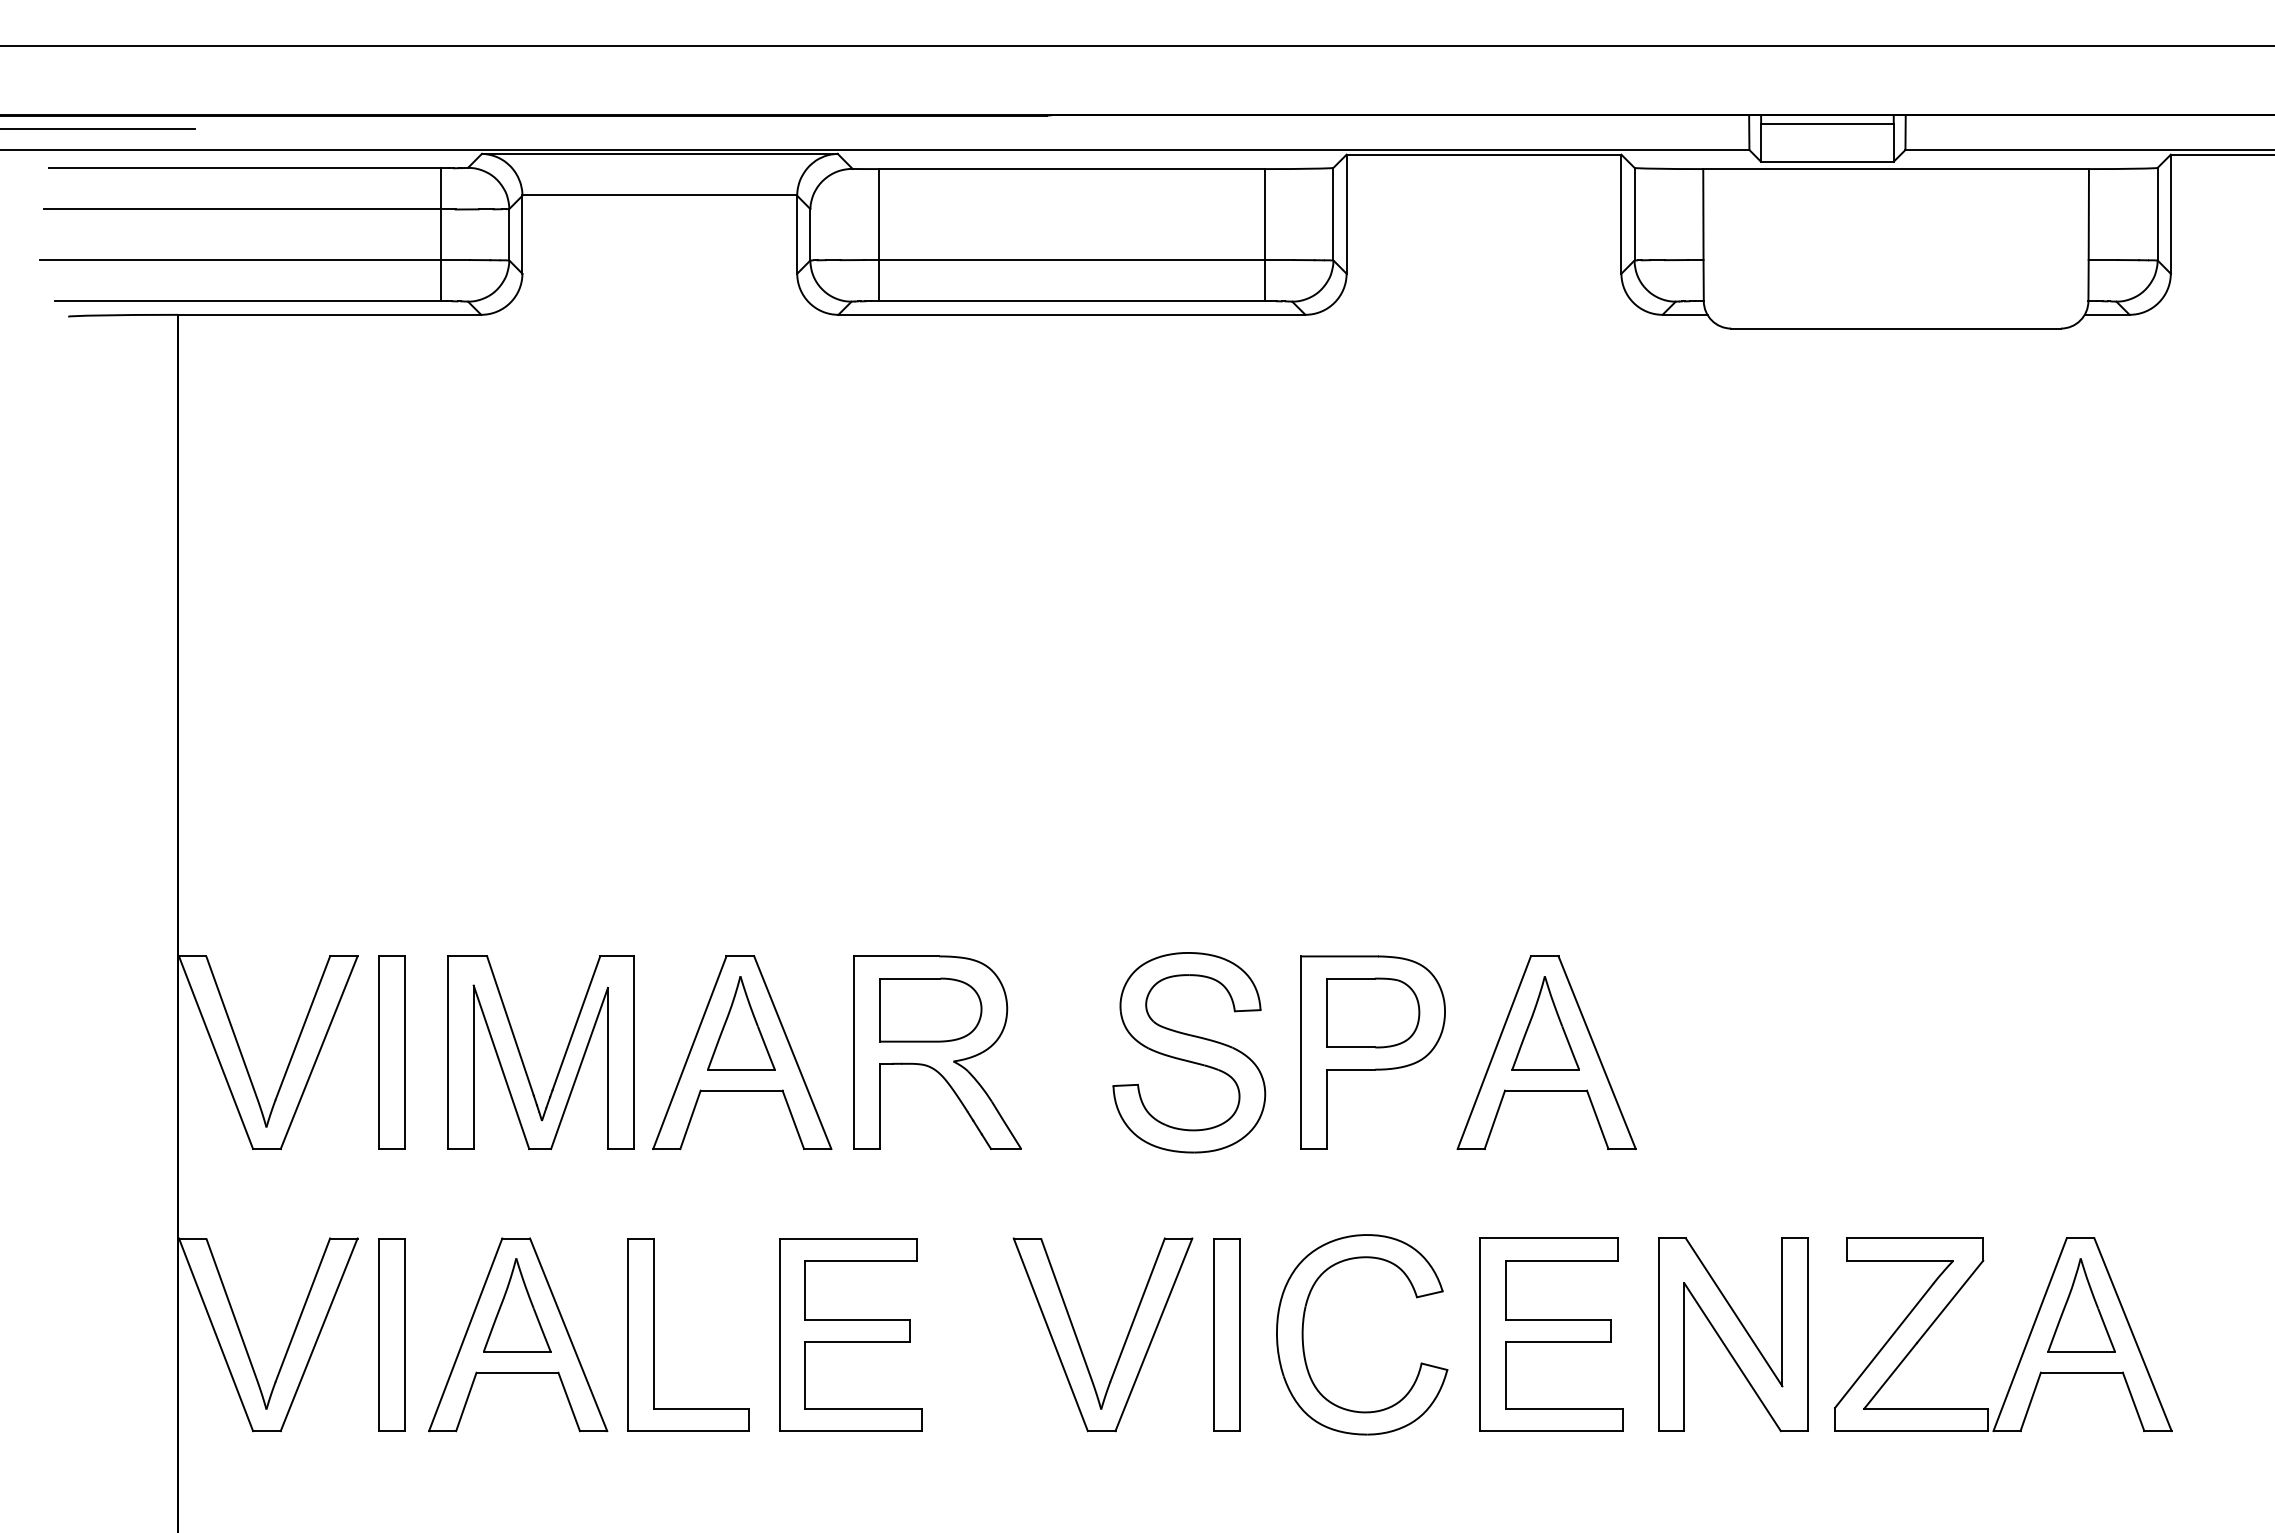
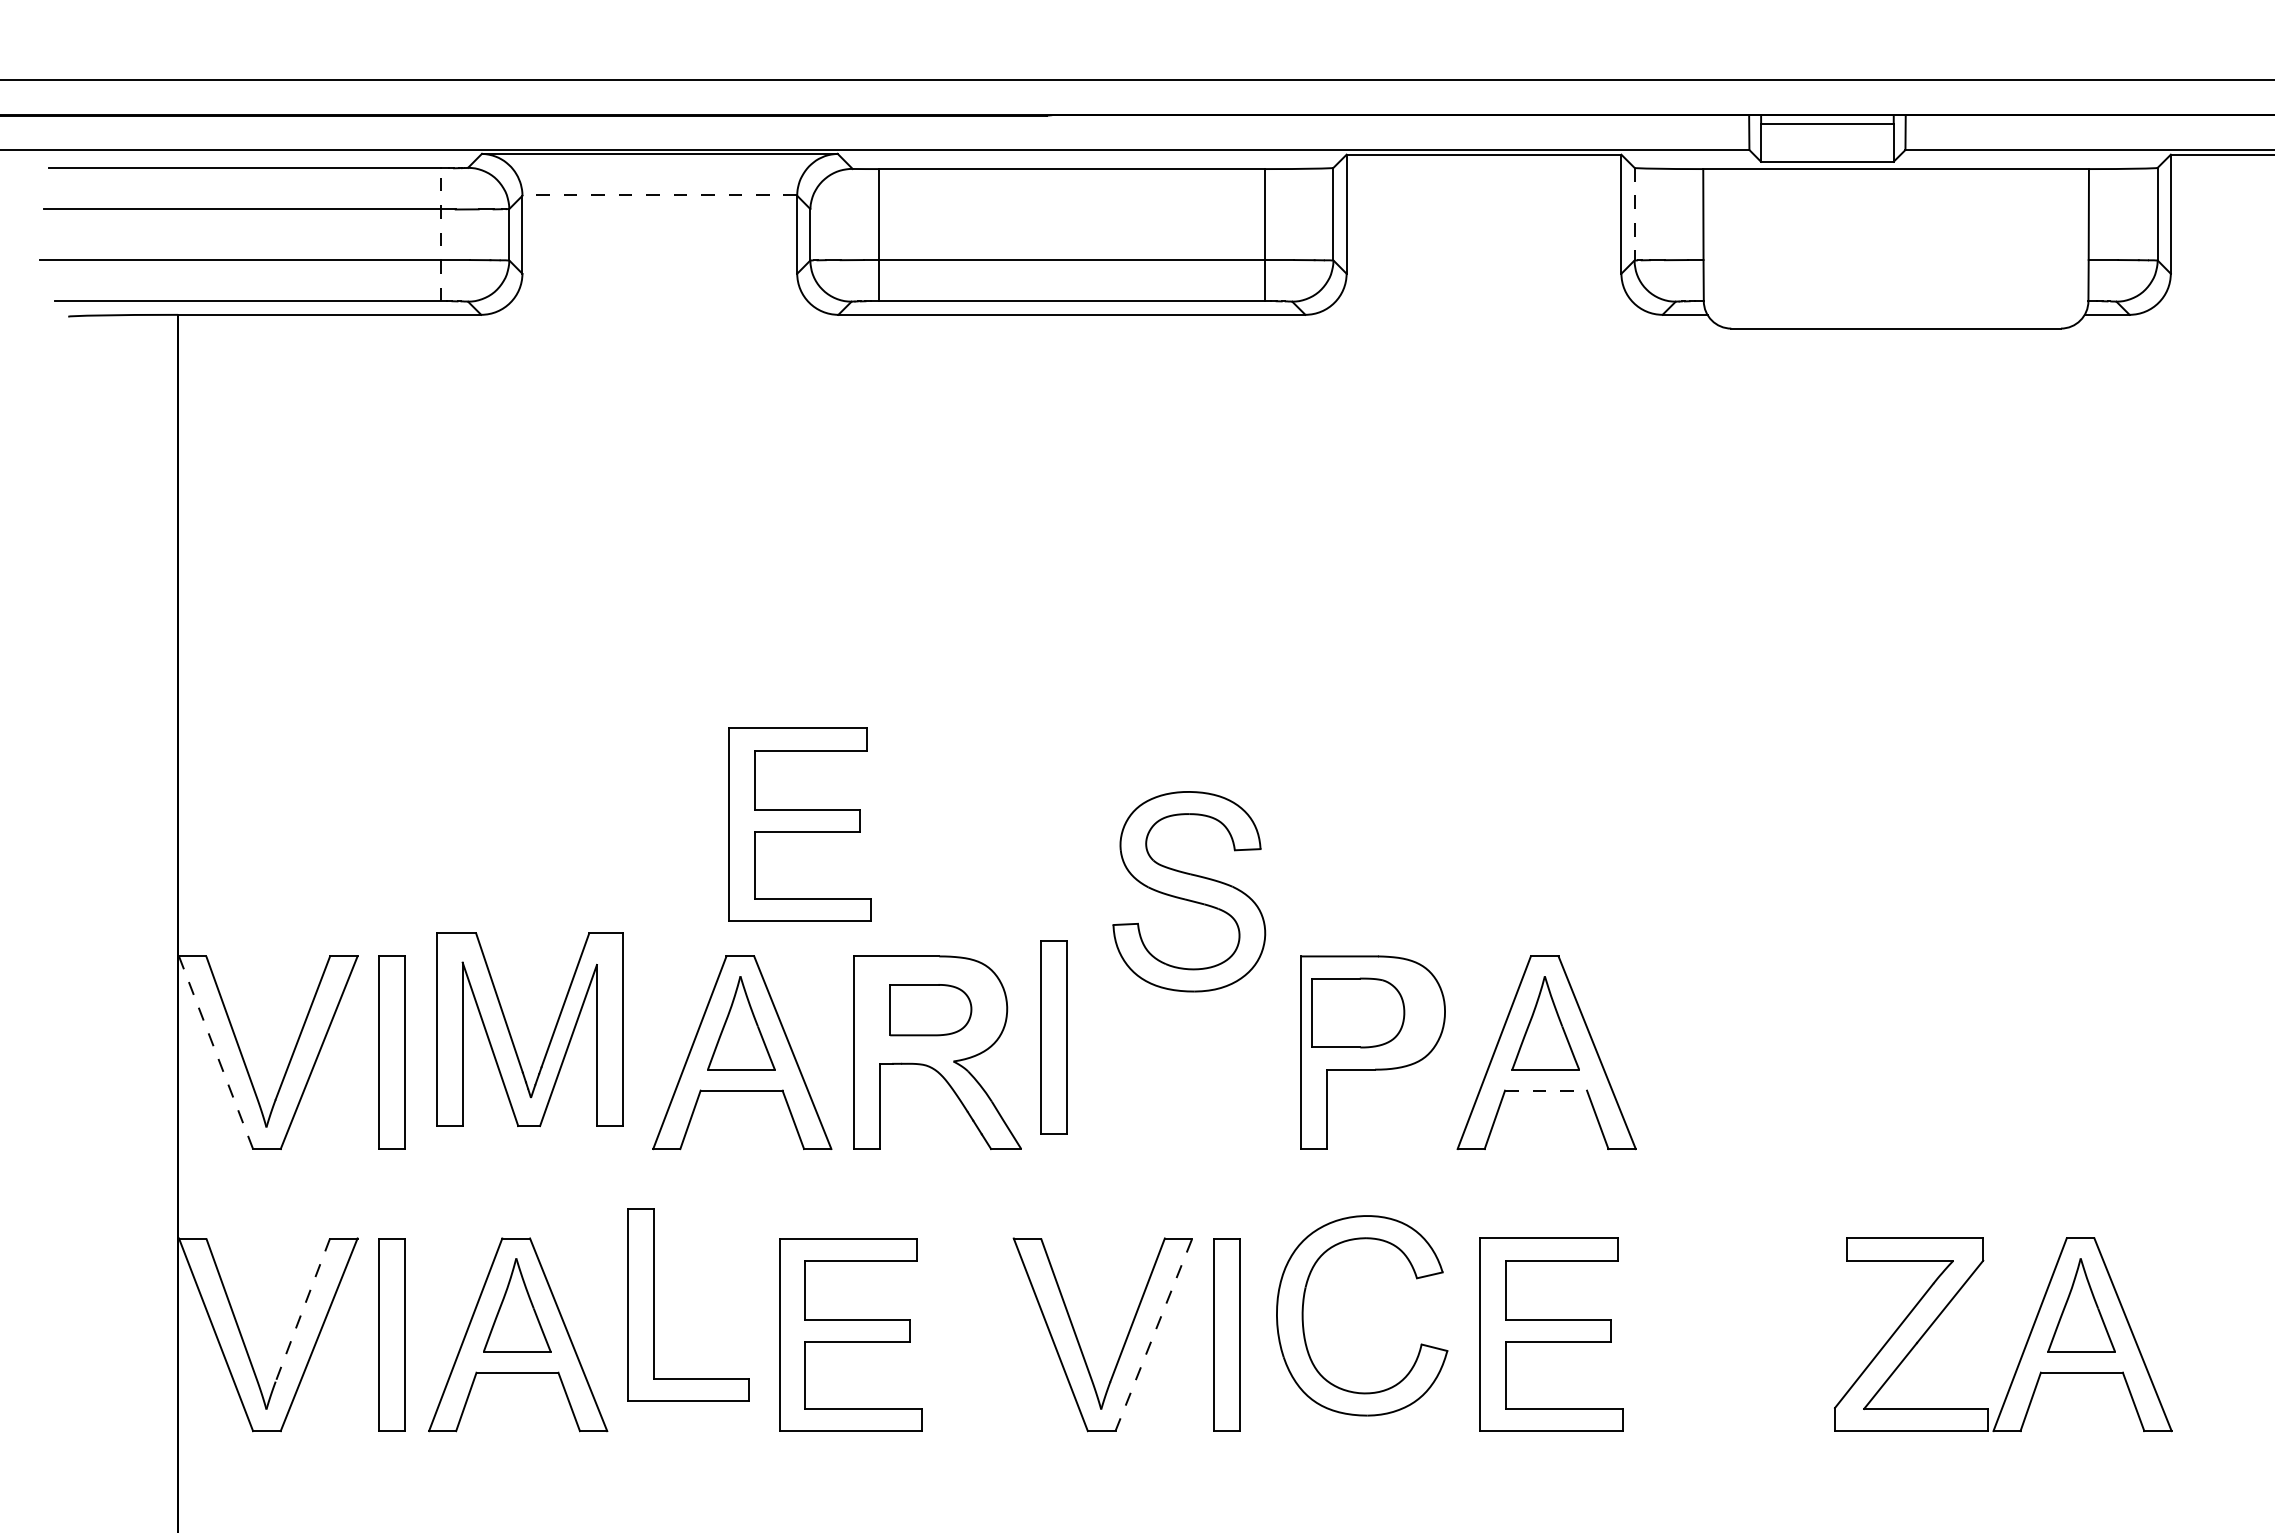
line position: (1136, 45) -> (1136, 79) (1136, 79)
line: present -> none (98, 128)
line: solid -> dashed (659, 195)
line: solid -> dashed (1634, 214)
line: solid -> dashed (440, 234)
part: none -> present (800, 824)
part size: 104x66 px -> 84x53 px (930, 1010)
part position: (1373, 1012) -> (1358, 1012) (1358, 1012)
part: none -> present (1053, 1037)
part position: (1189, 1052) -> (1189, 891) (1189, 891)
line: solid -> dashed (216, 1053)
part position: (522, 1058) -> (511, 1035) (511, 1035)
line: solid -> dashed (1546, 1090)
line: solid -> dashed (302, 1310)
part position: (654, 1334) -> (654, 1304) (654, 1304)
line: solid -> dashed (1153, 1334)
part position: (1303, 1334) -> (1303, 1315) (1303, 1315)
part: present -> none (1733, 1334)
